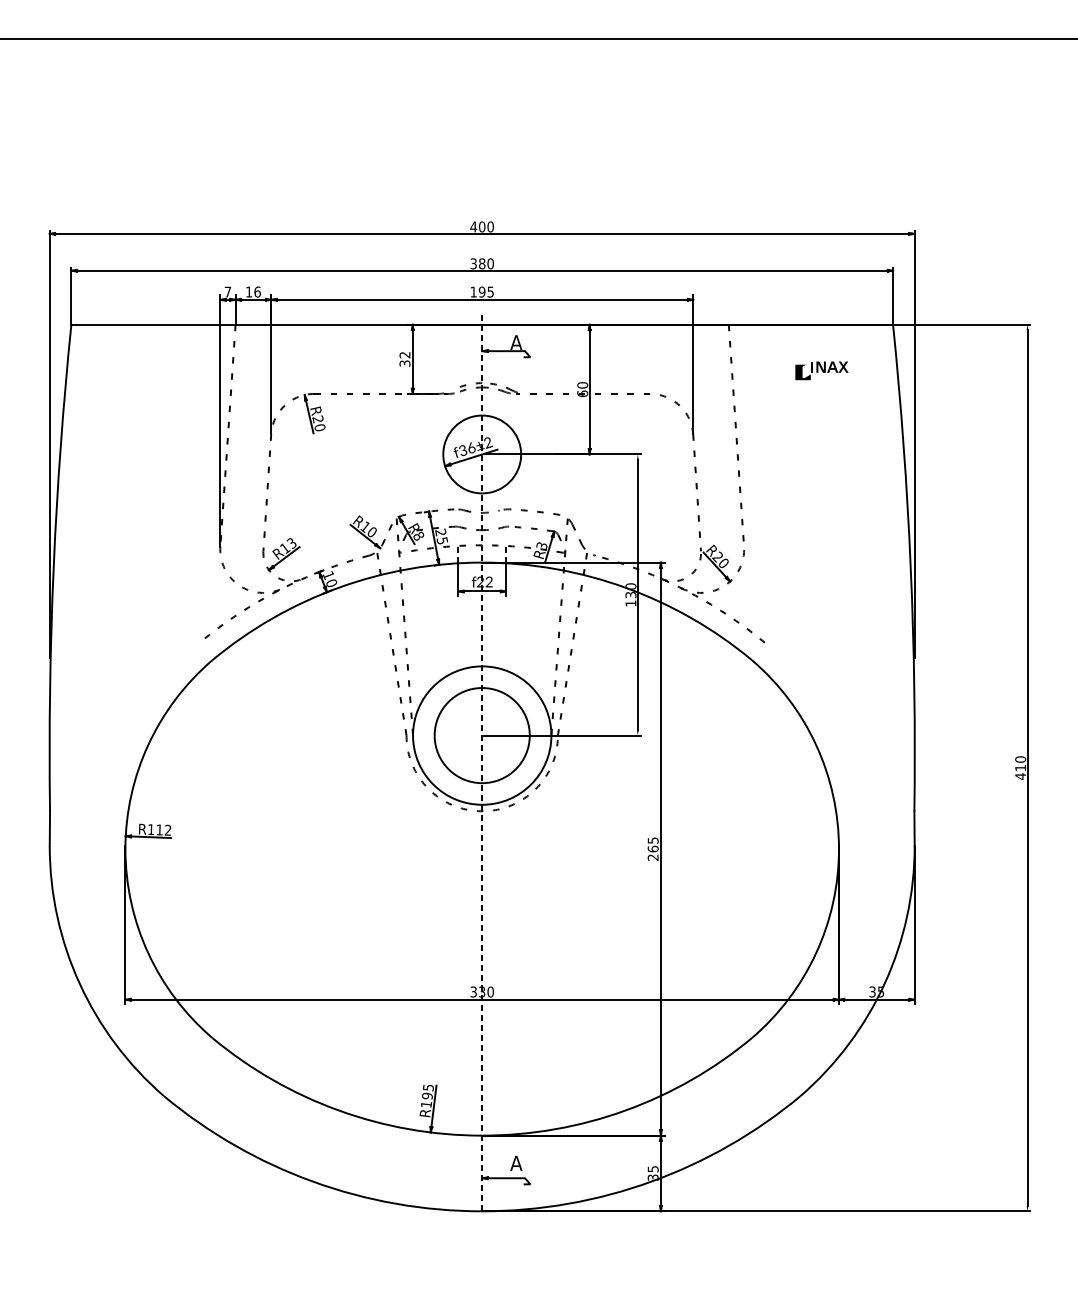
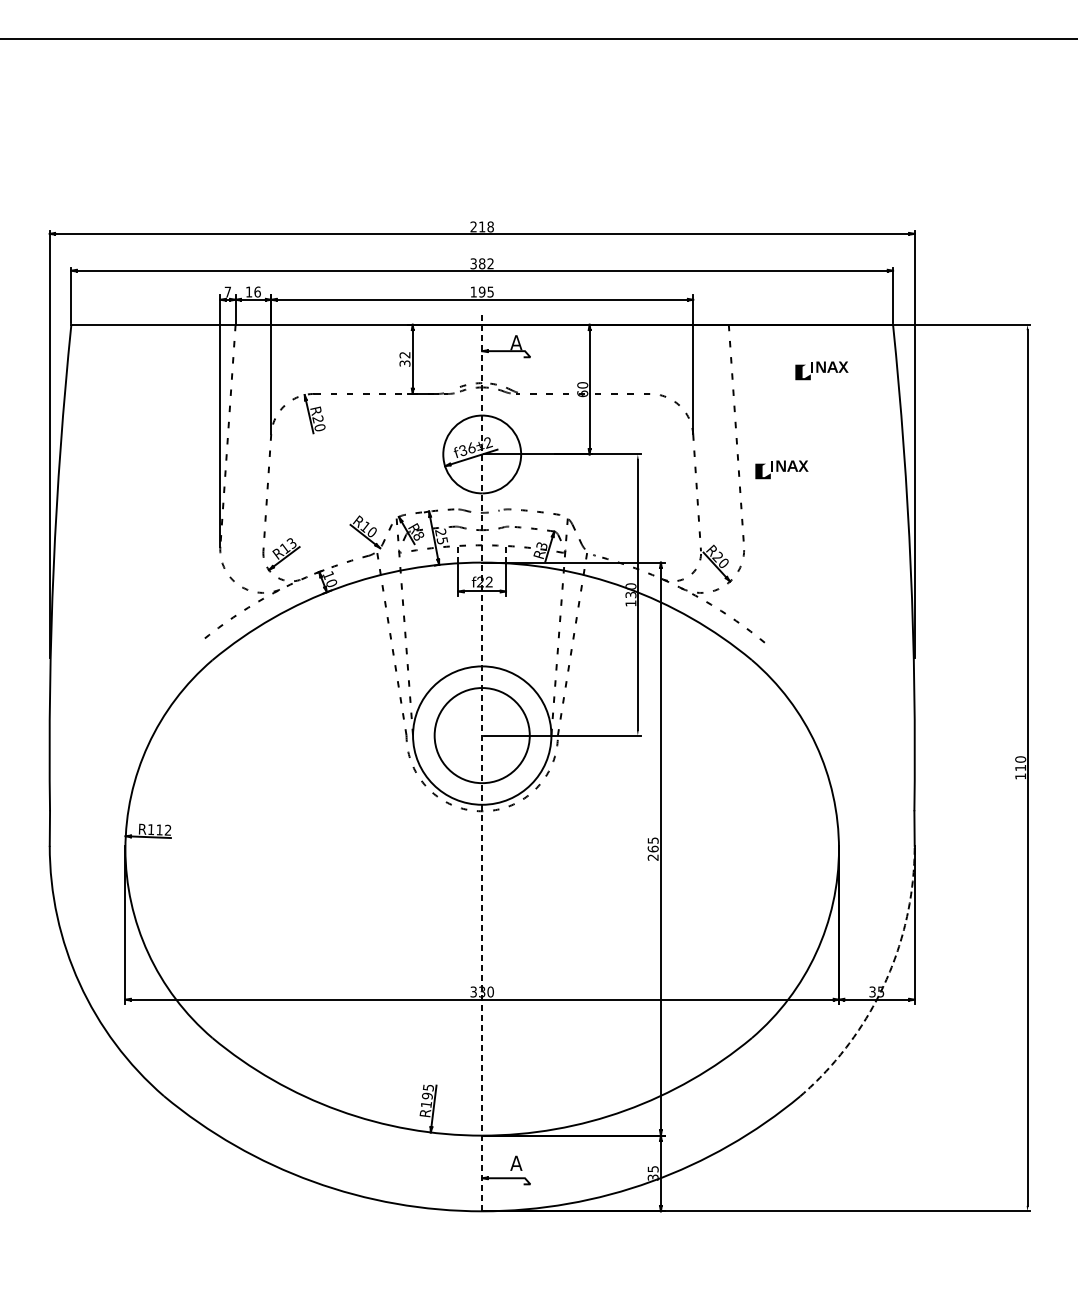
text: 400 -> 218 (481, 226)
text: 380 -> 382 (490, 263)
part: none -> present (781, 469)
text: 410 -> 110 (1020, 776)
arc: solid -> dashed (884, 983)
